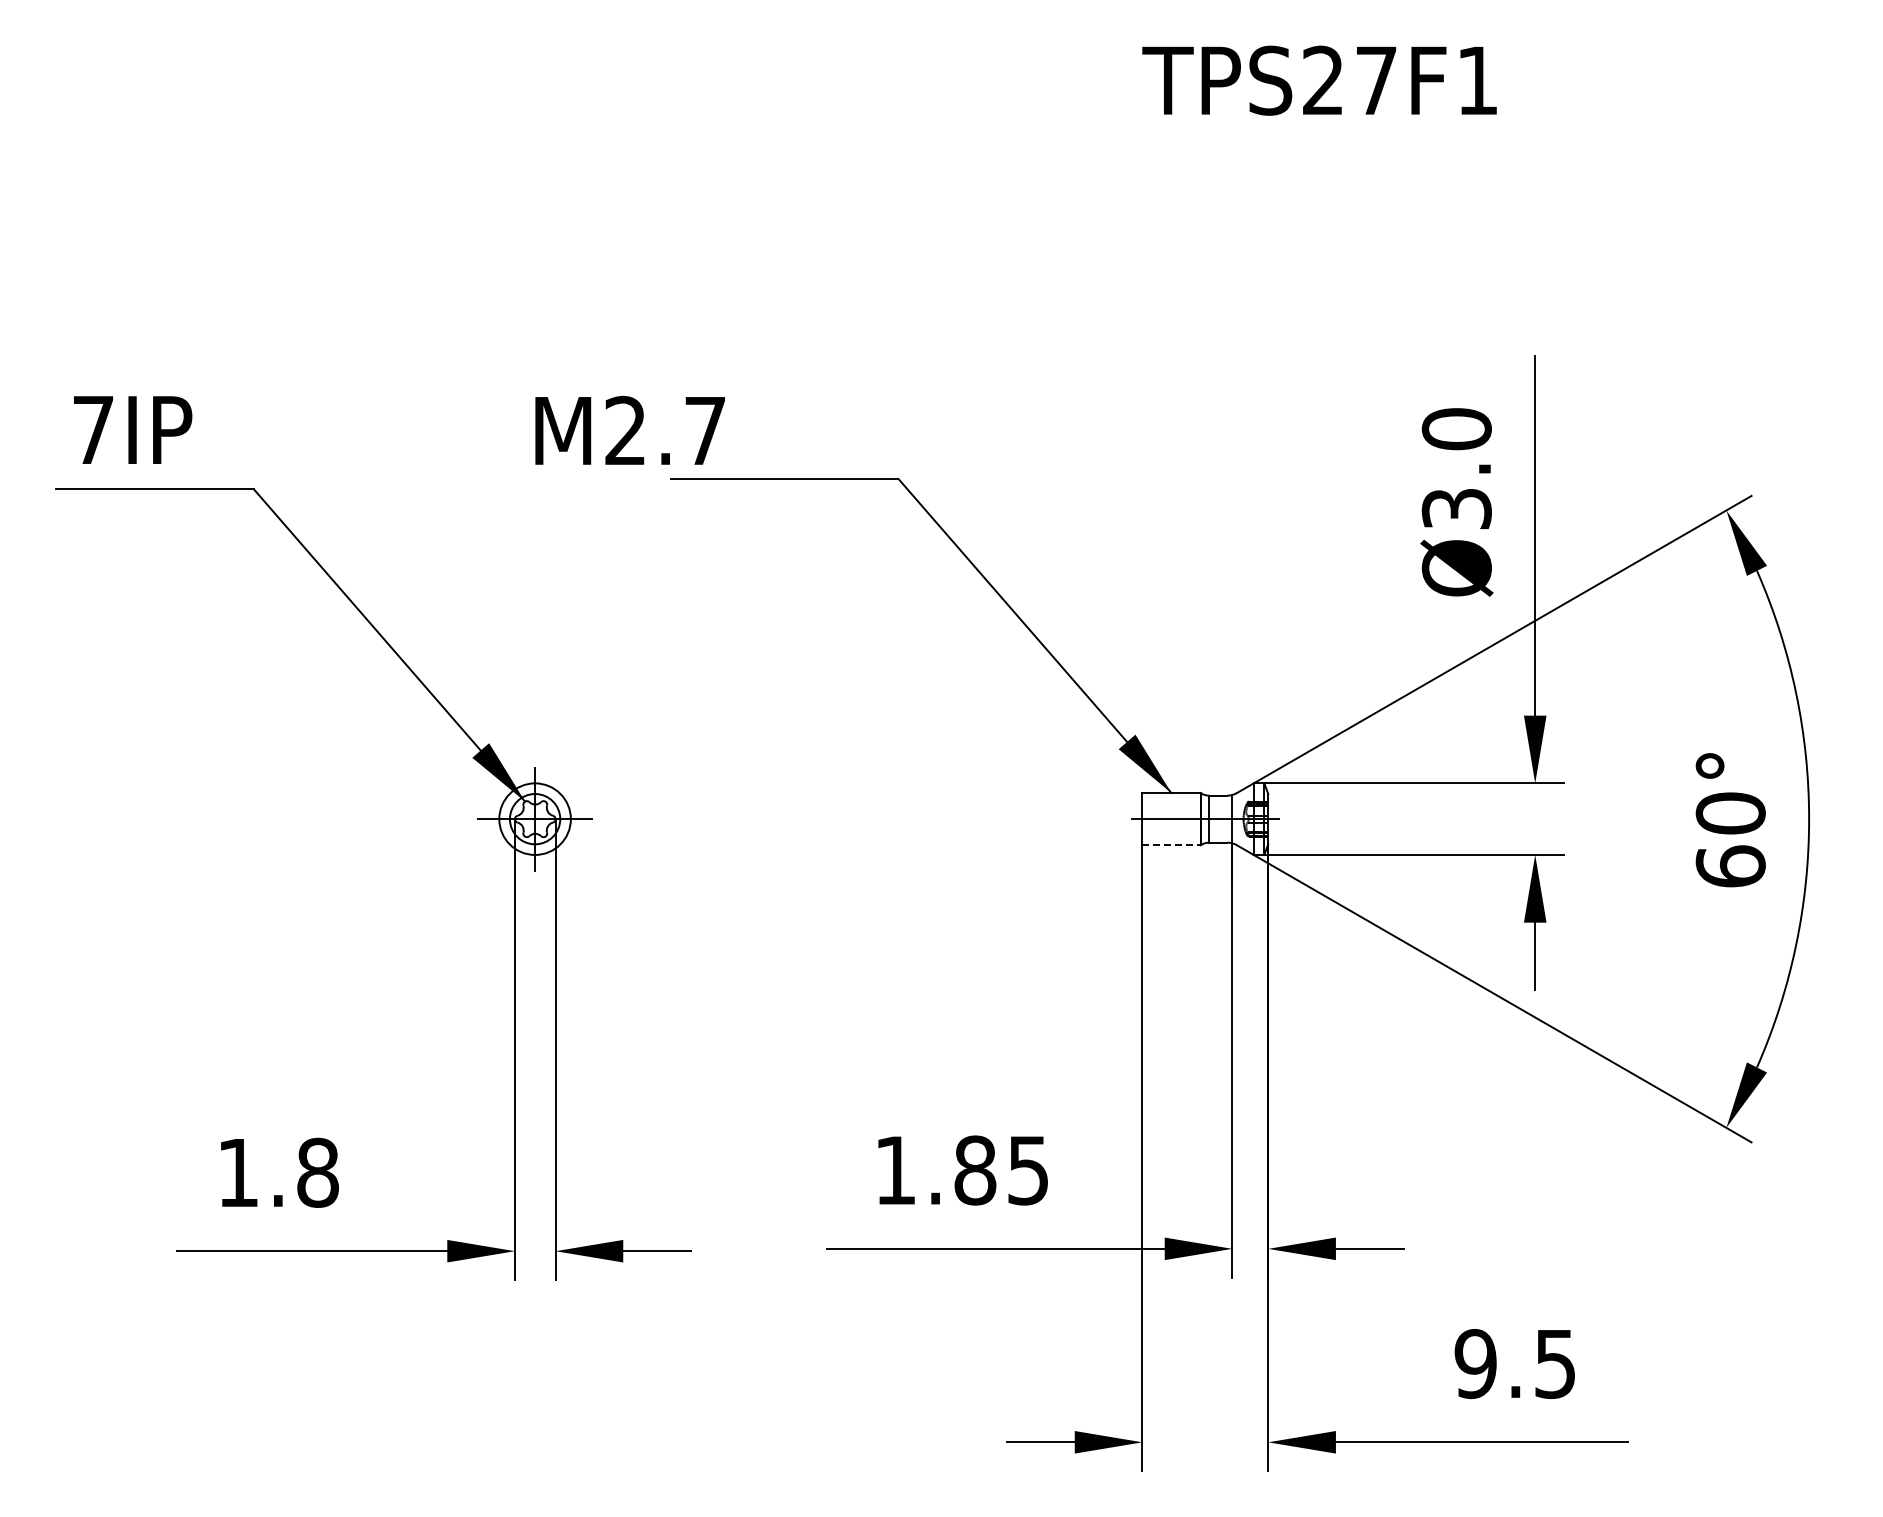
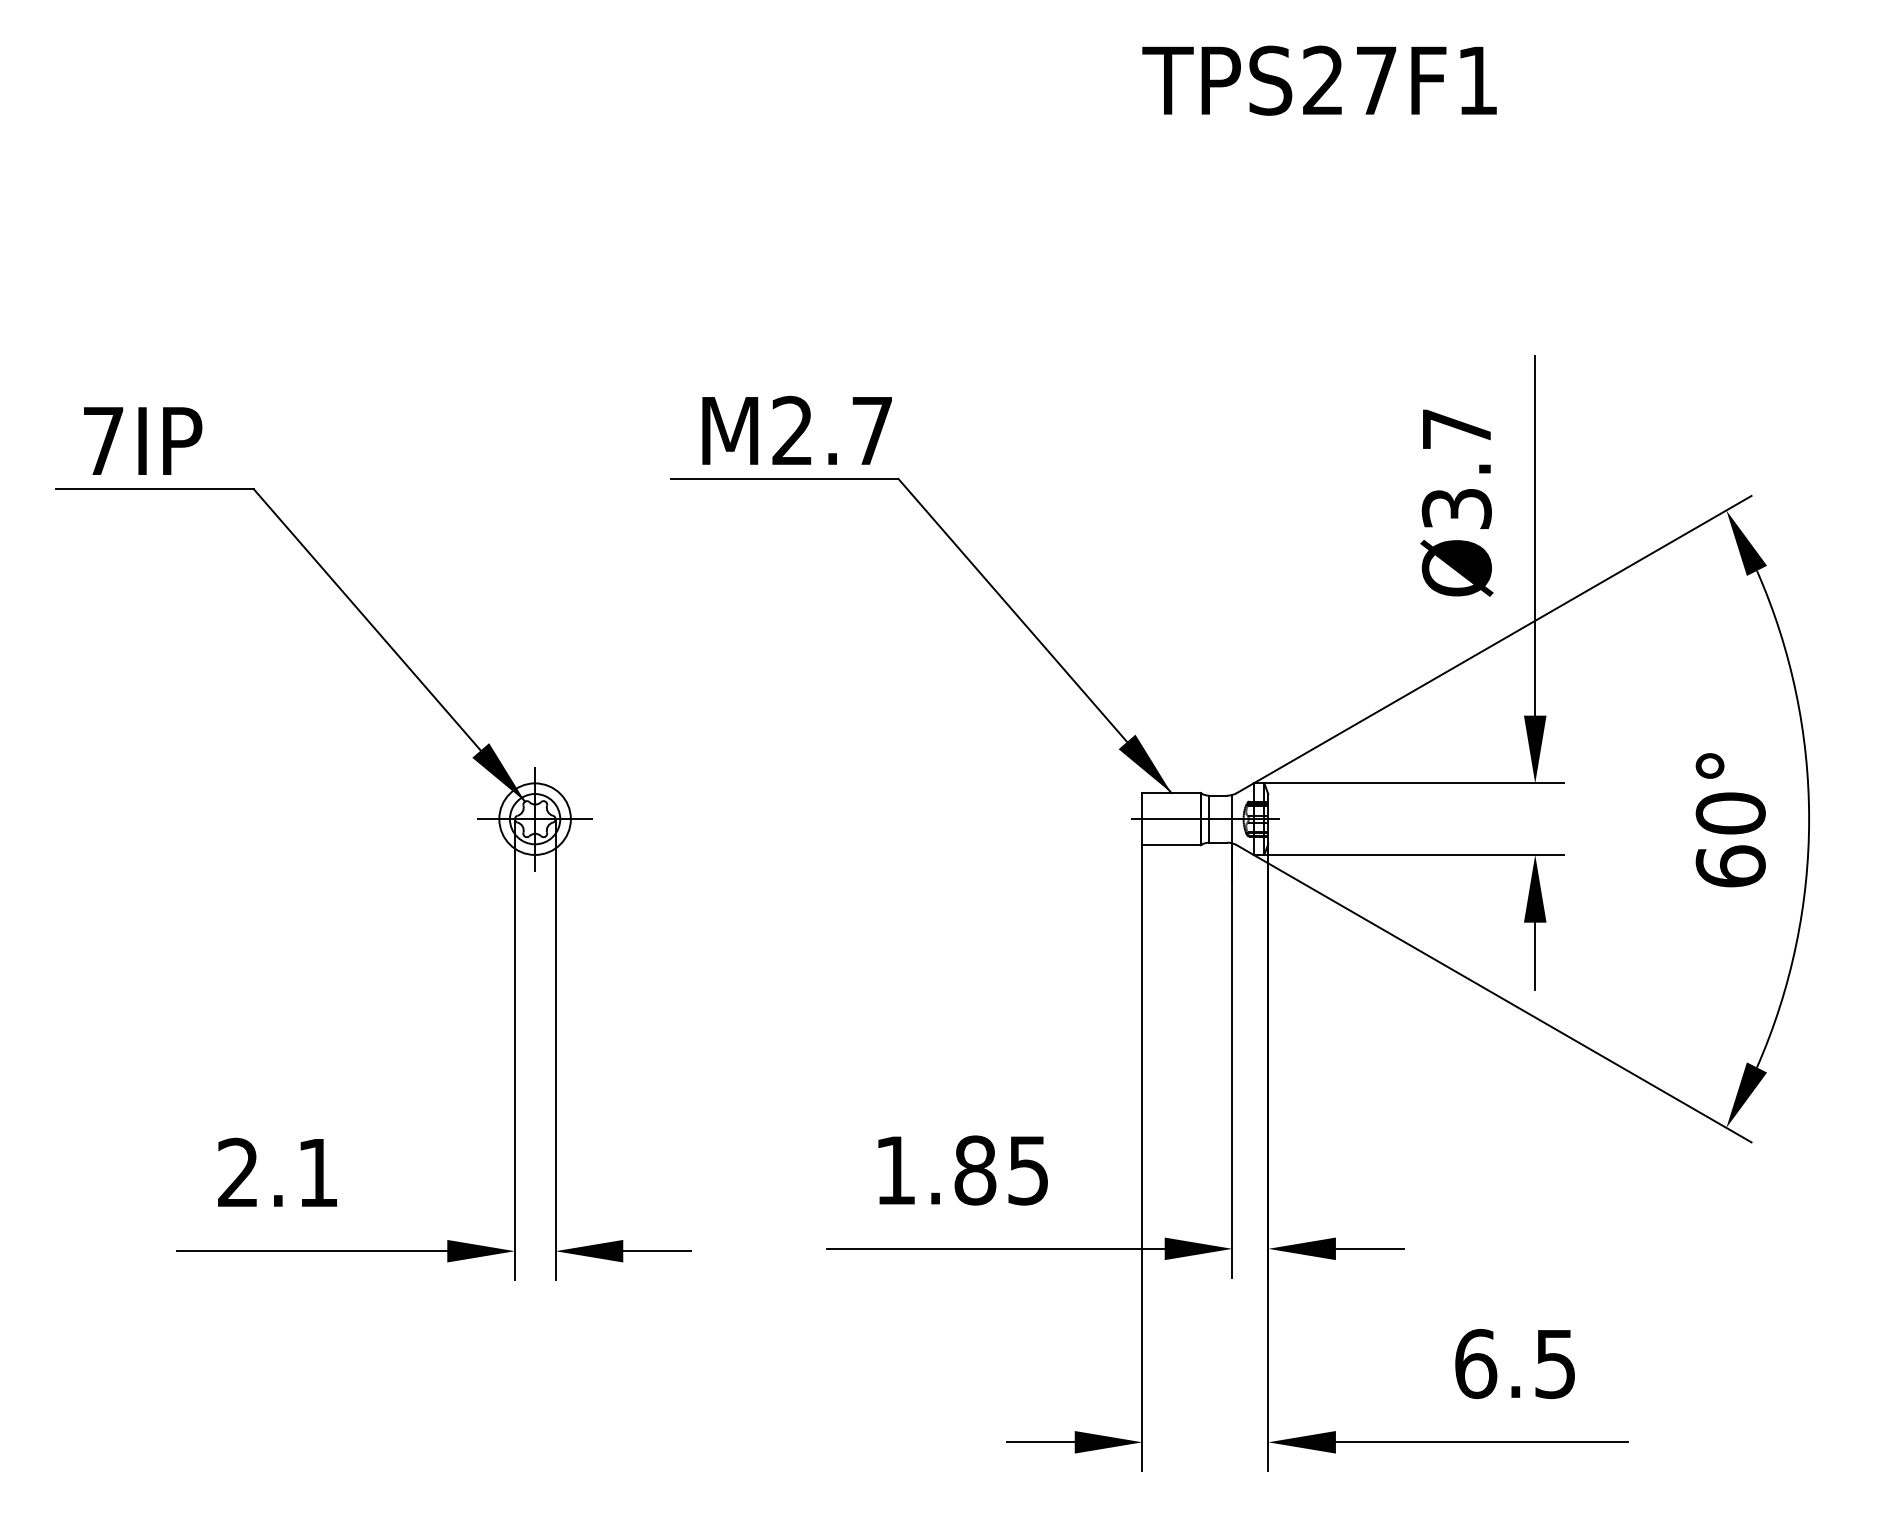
text position: (133, 429) -> (143, 440) (143, 440)
text position: (629, 429) -> (796, 429) (796, 429)
text: Ø3.0 -> Ø3.7 (1456, 429)
line: dashed -> solid (1171, 845)
text: 1.8 -> 2.1 (278, 1172)
text: 9.5 -> 6.5 (1475, 1364)
